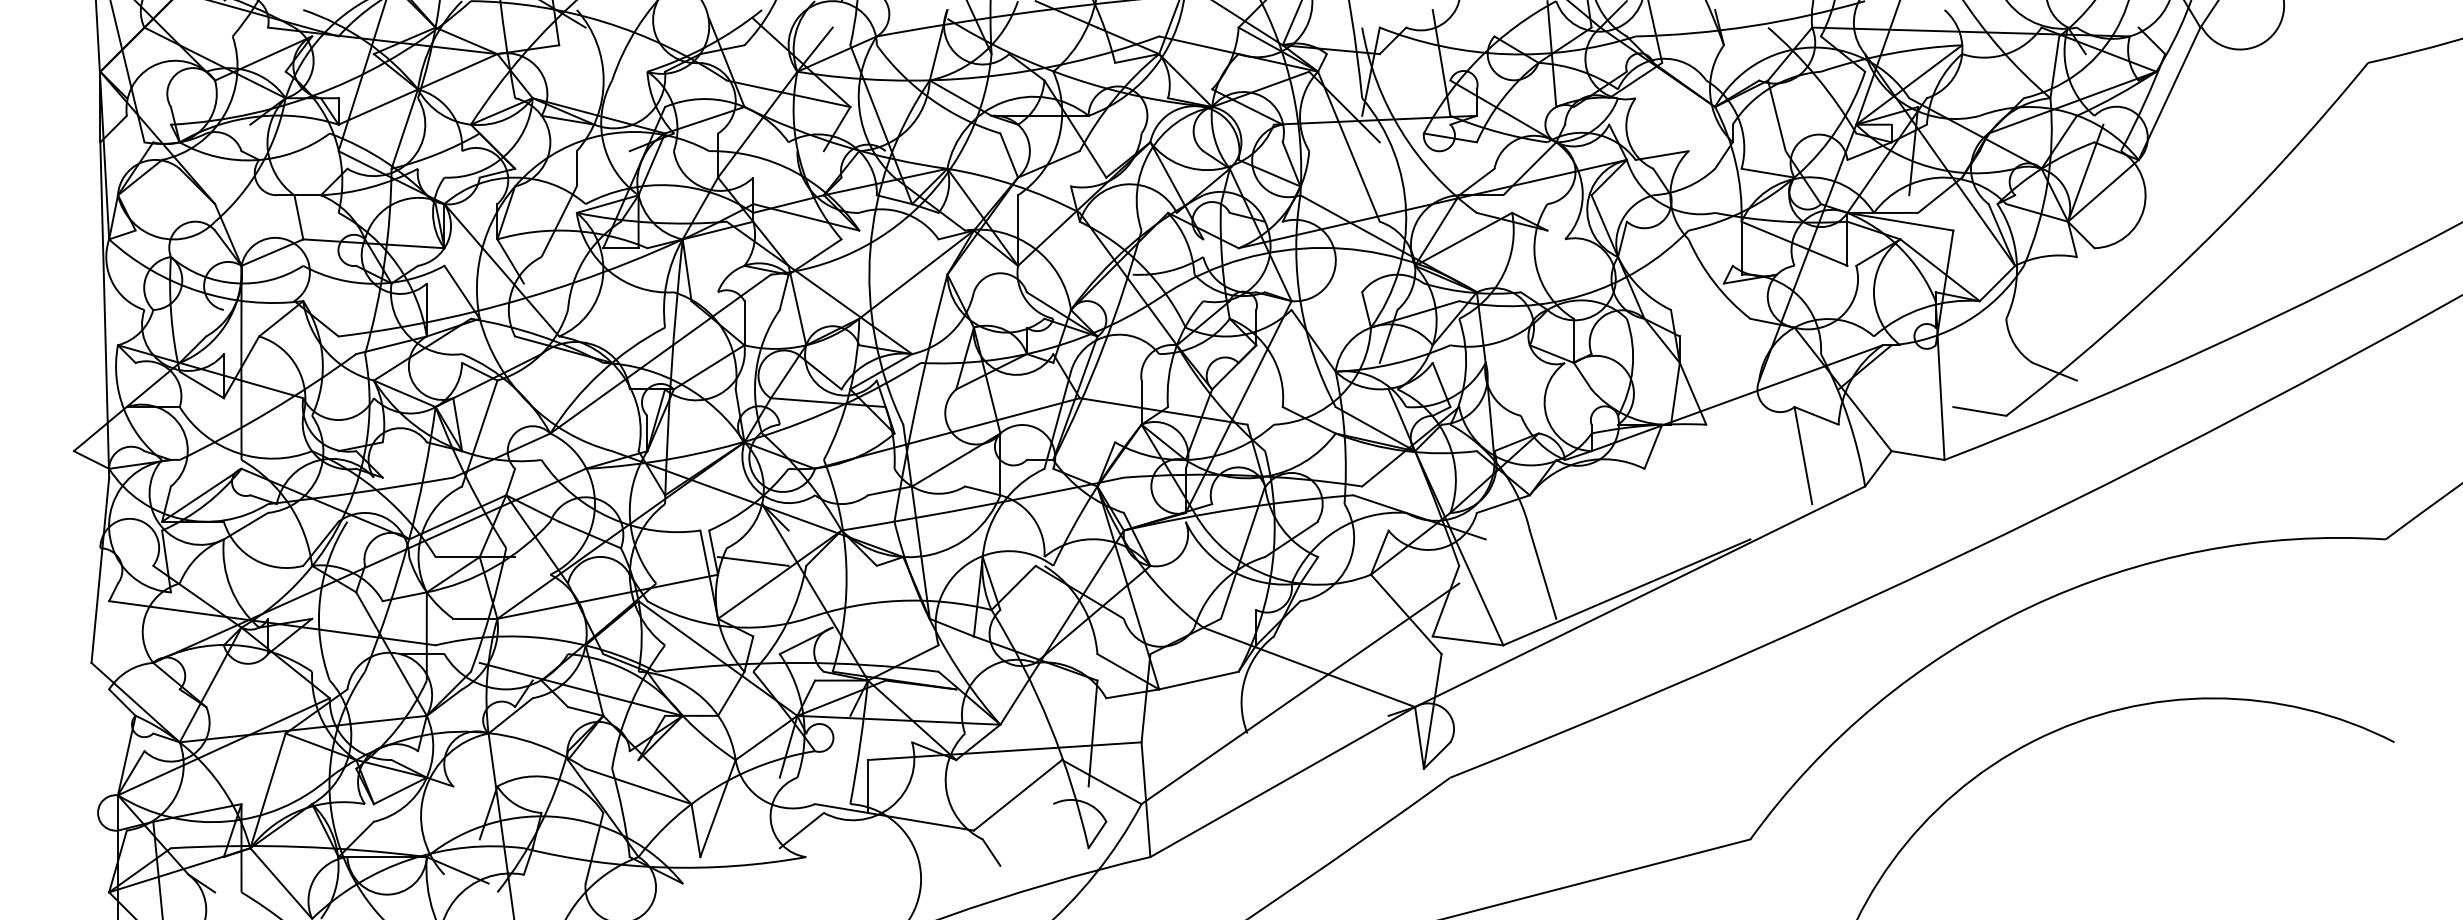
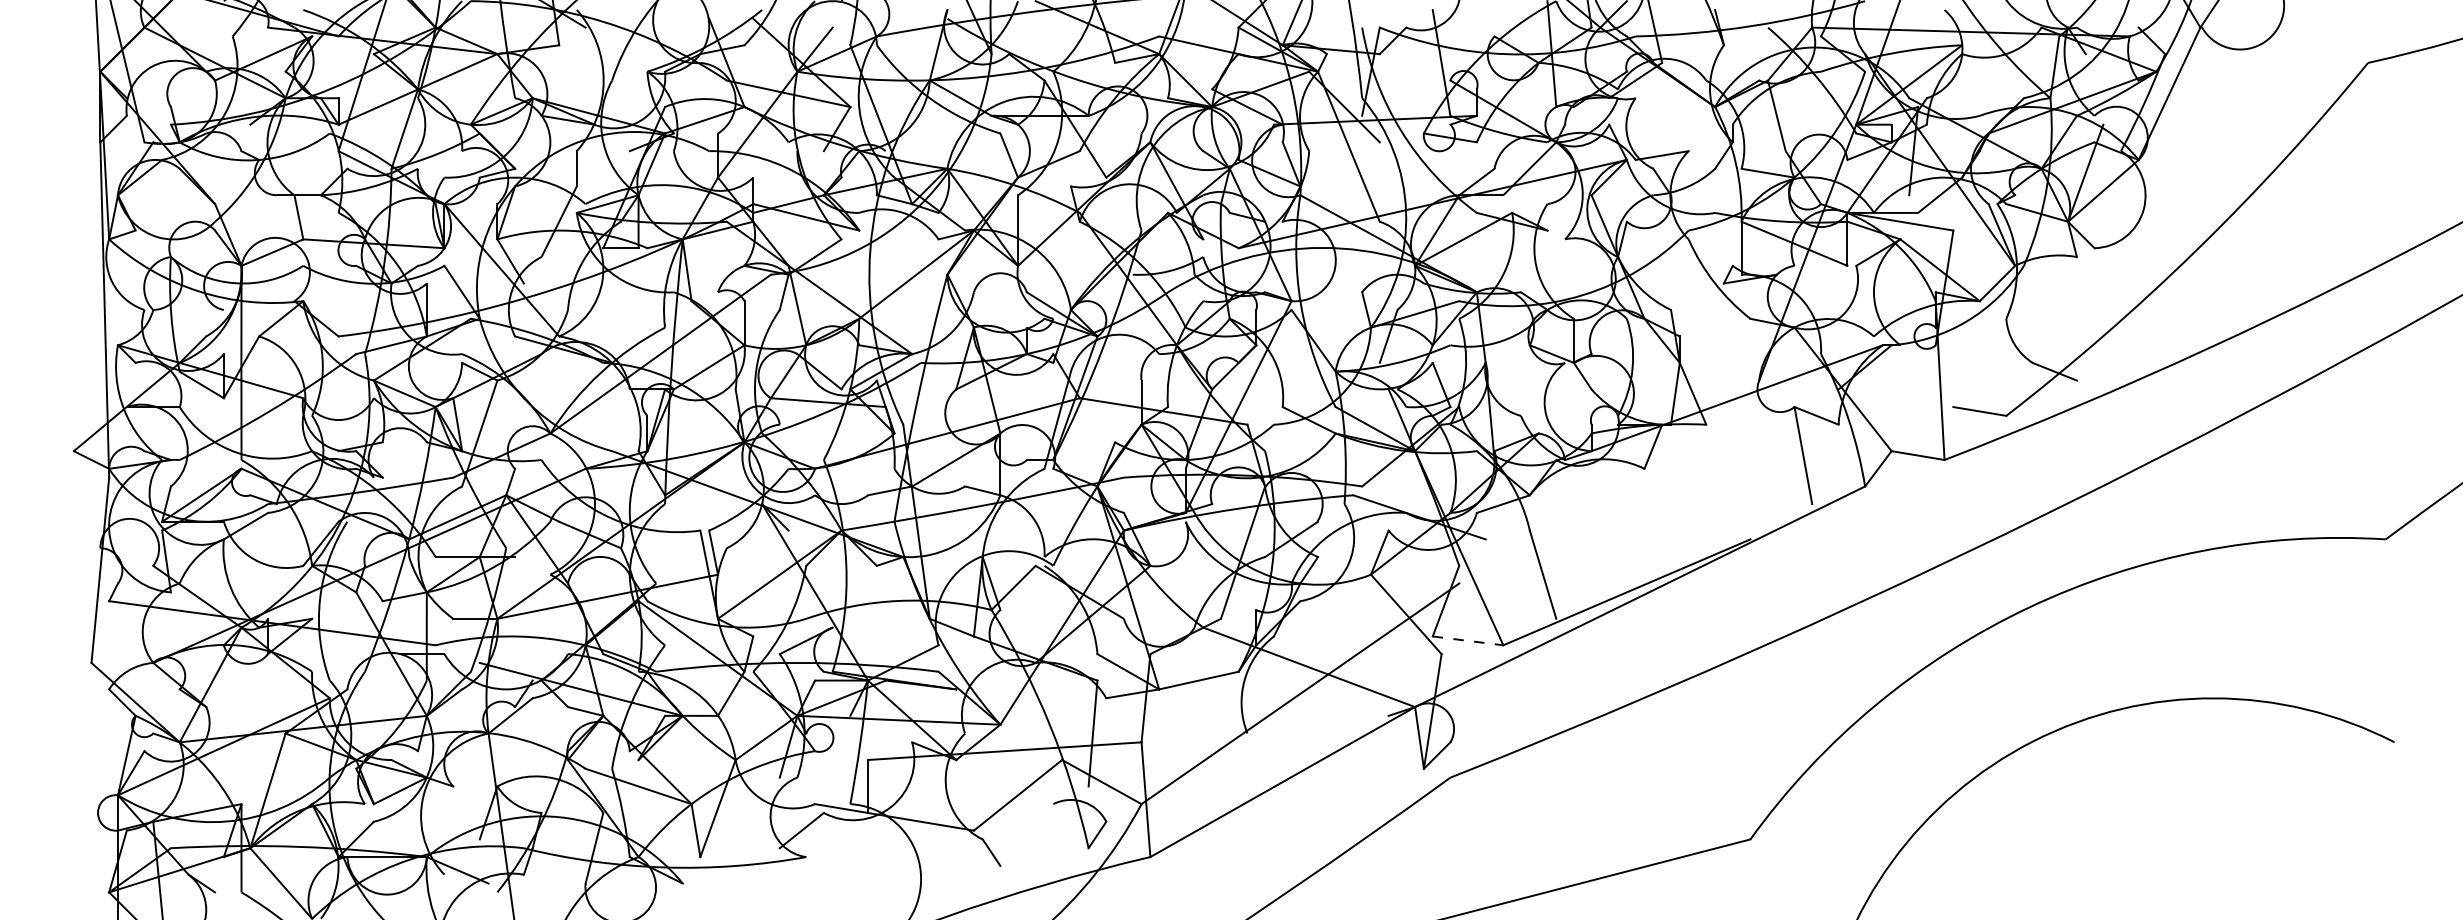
line: present -> none (753, 561)
line: solid -> dashed (1468, 640)
